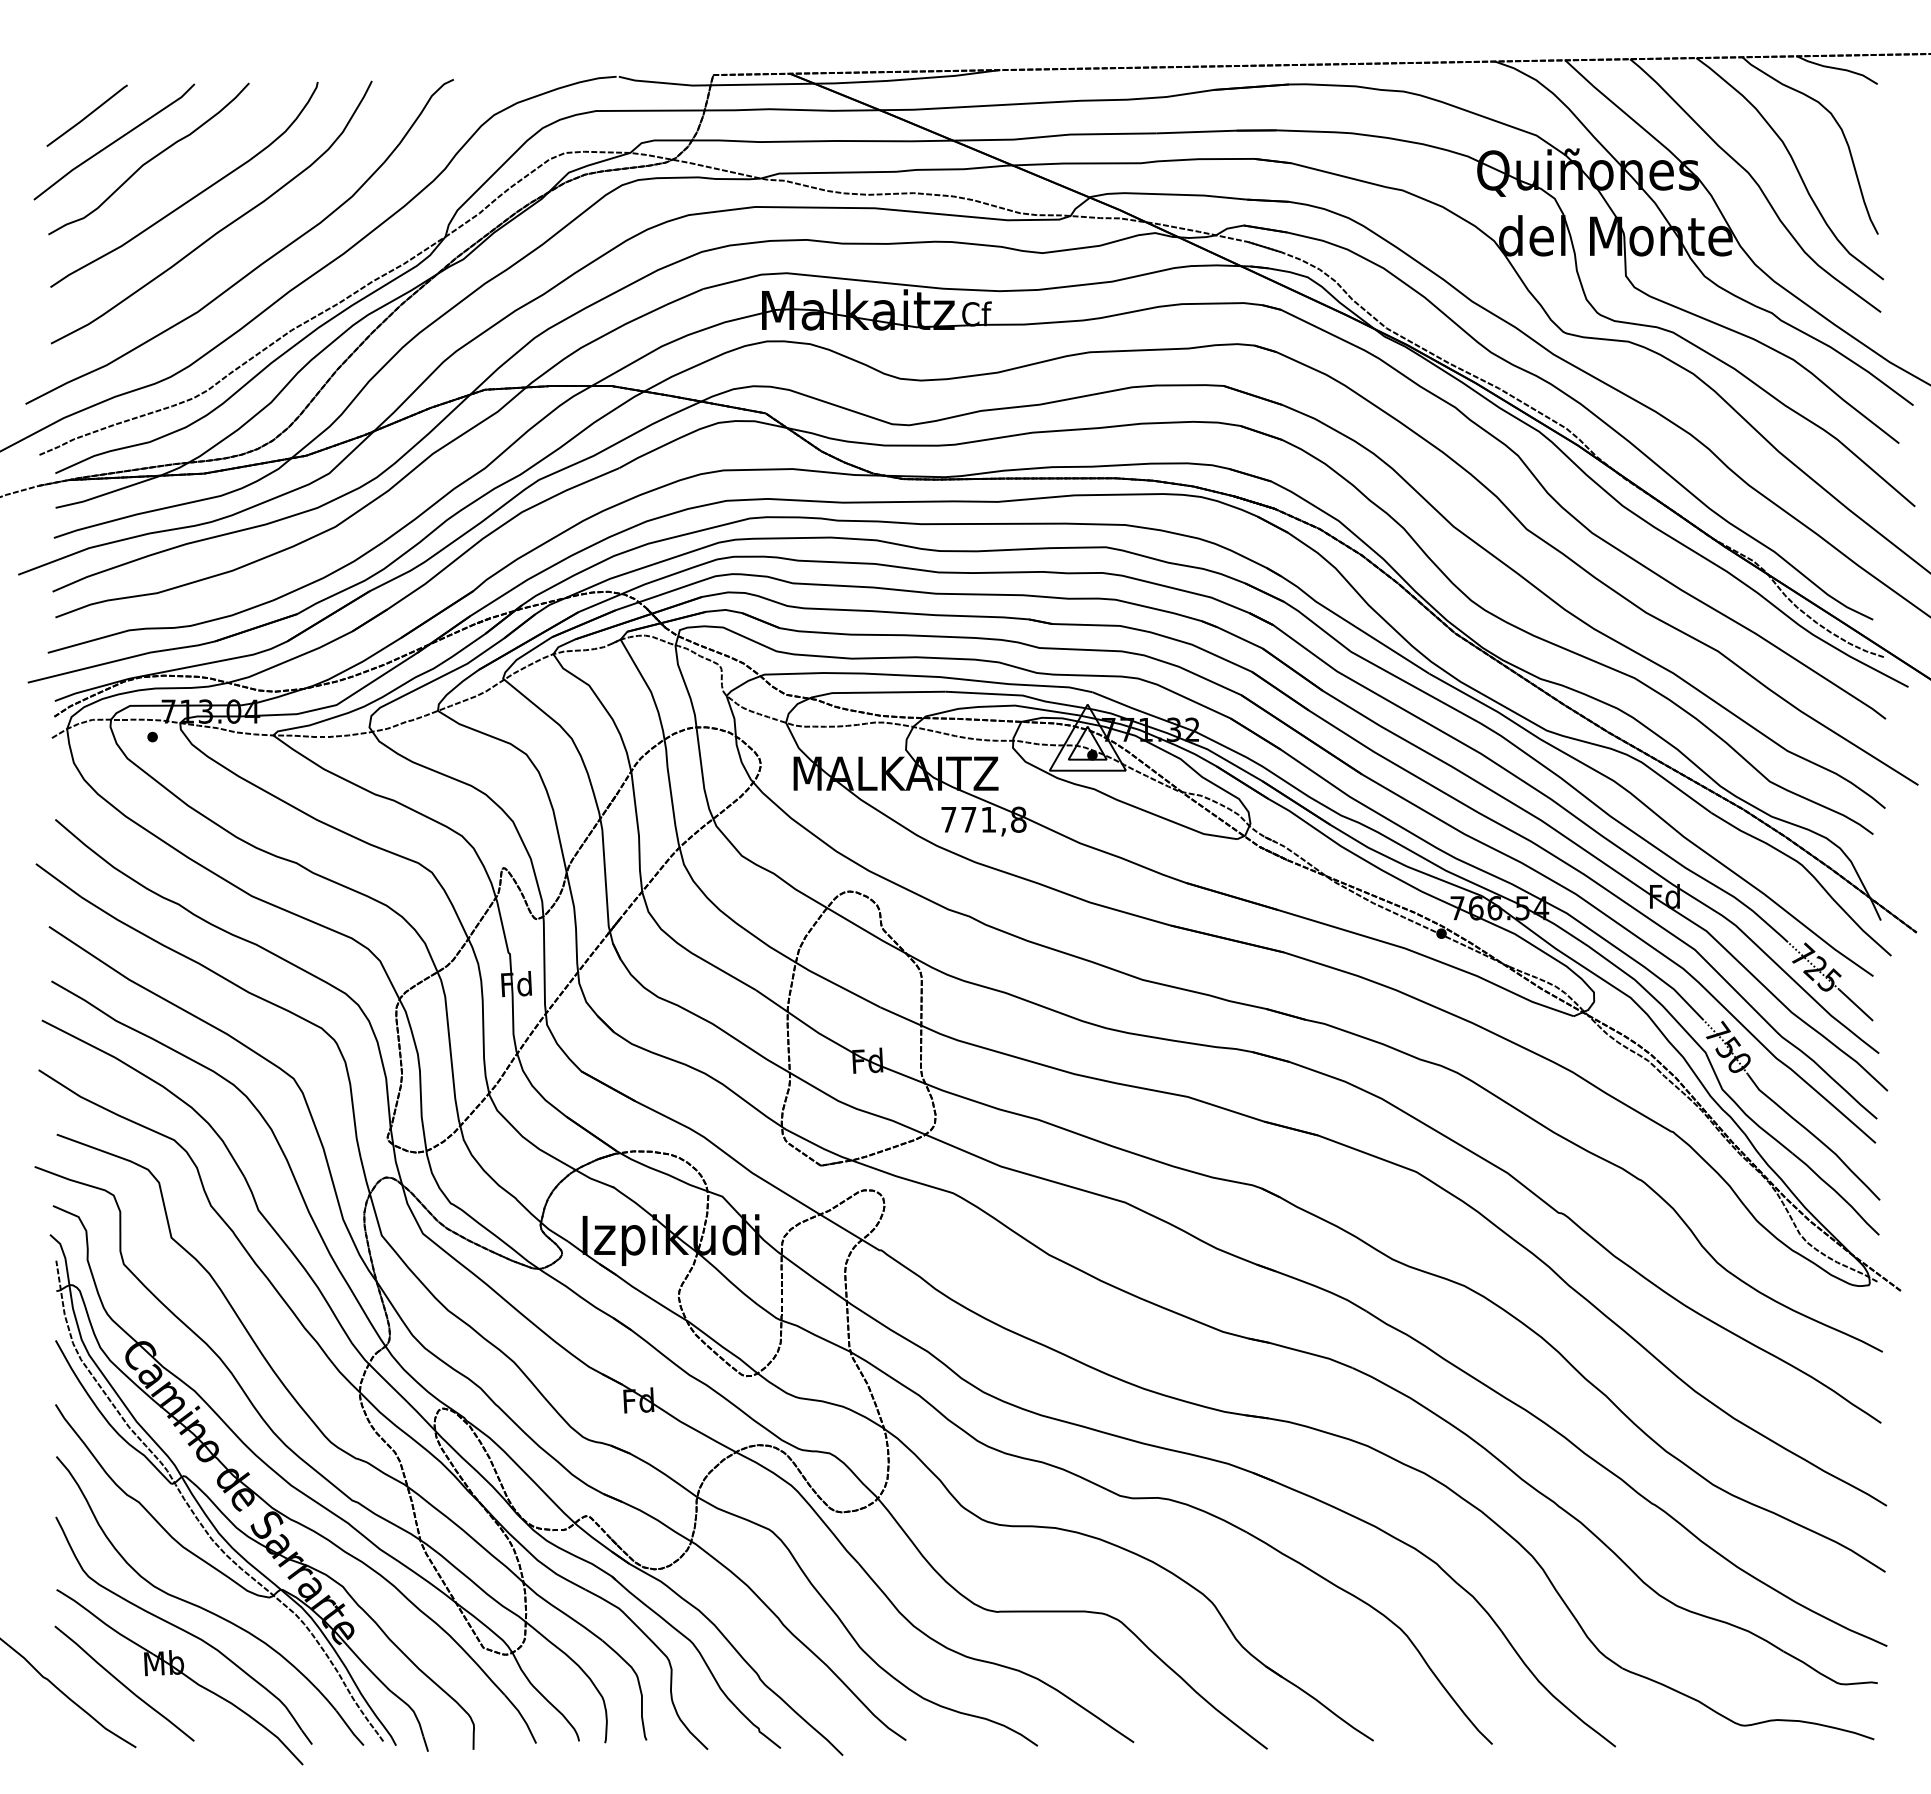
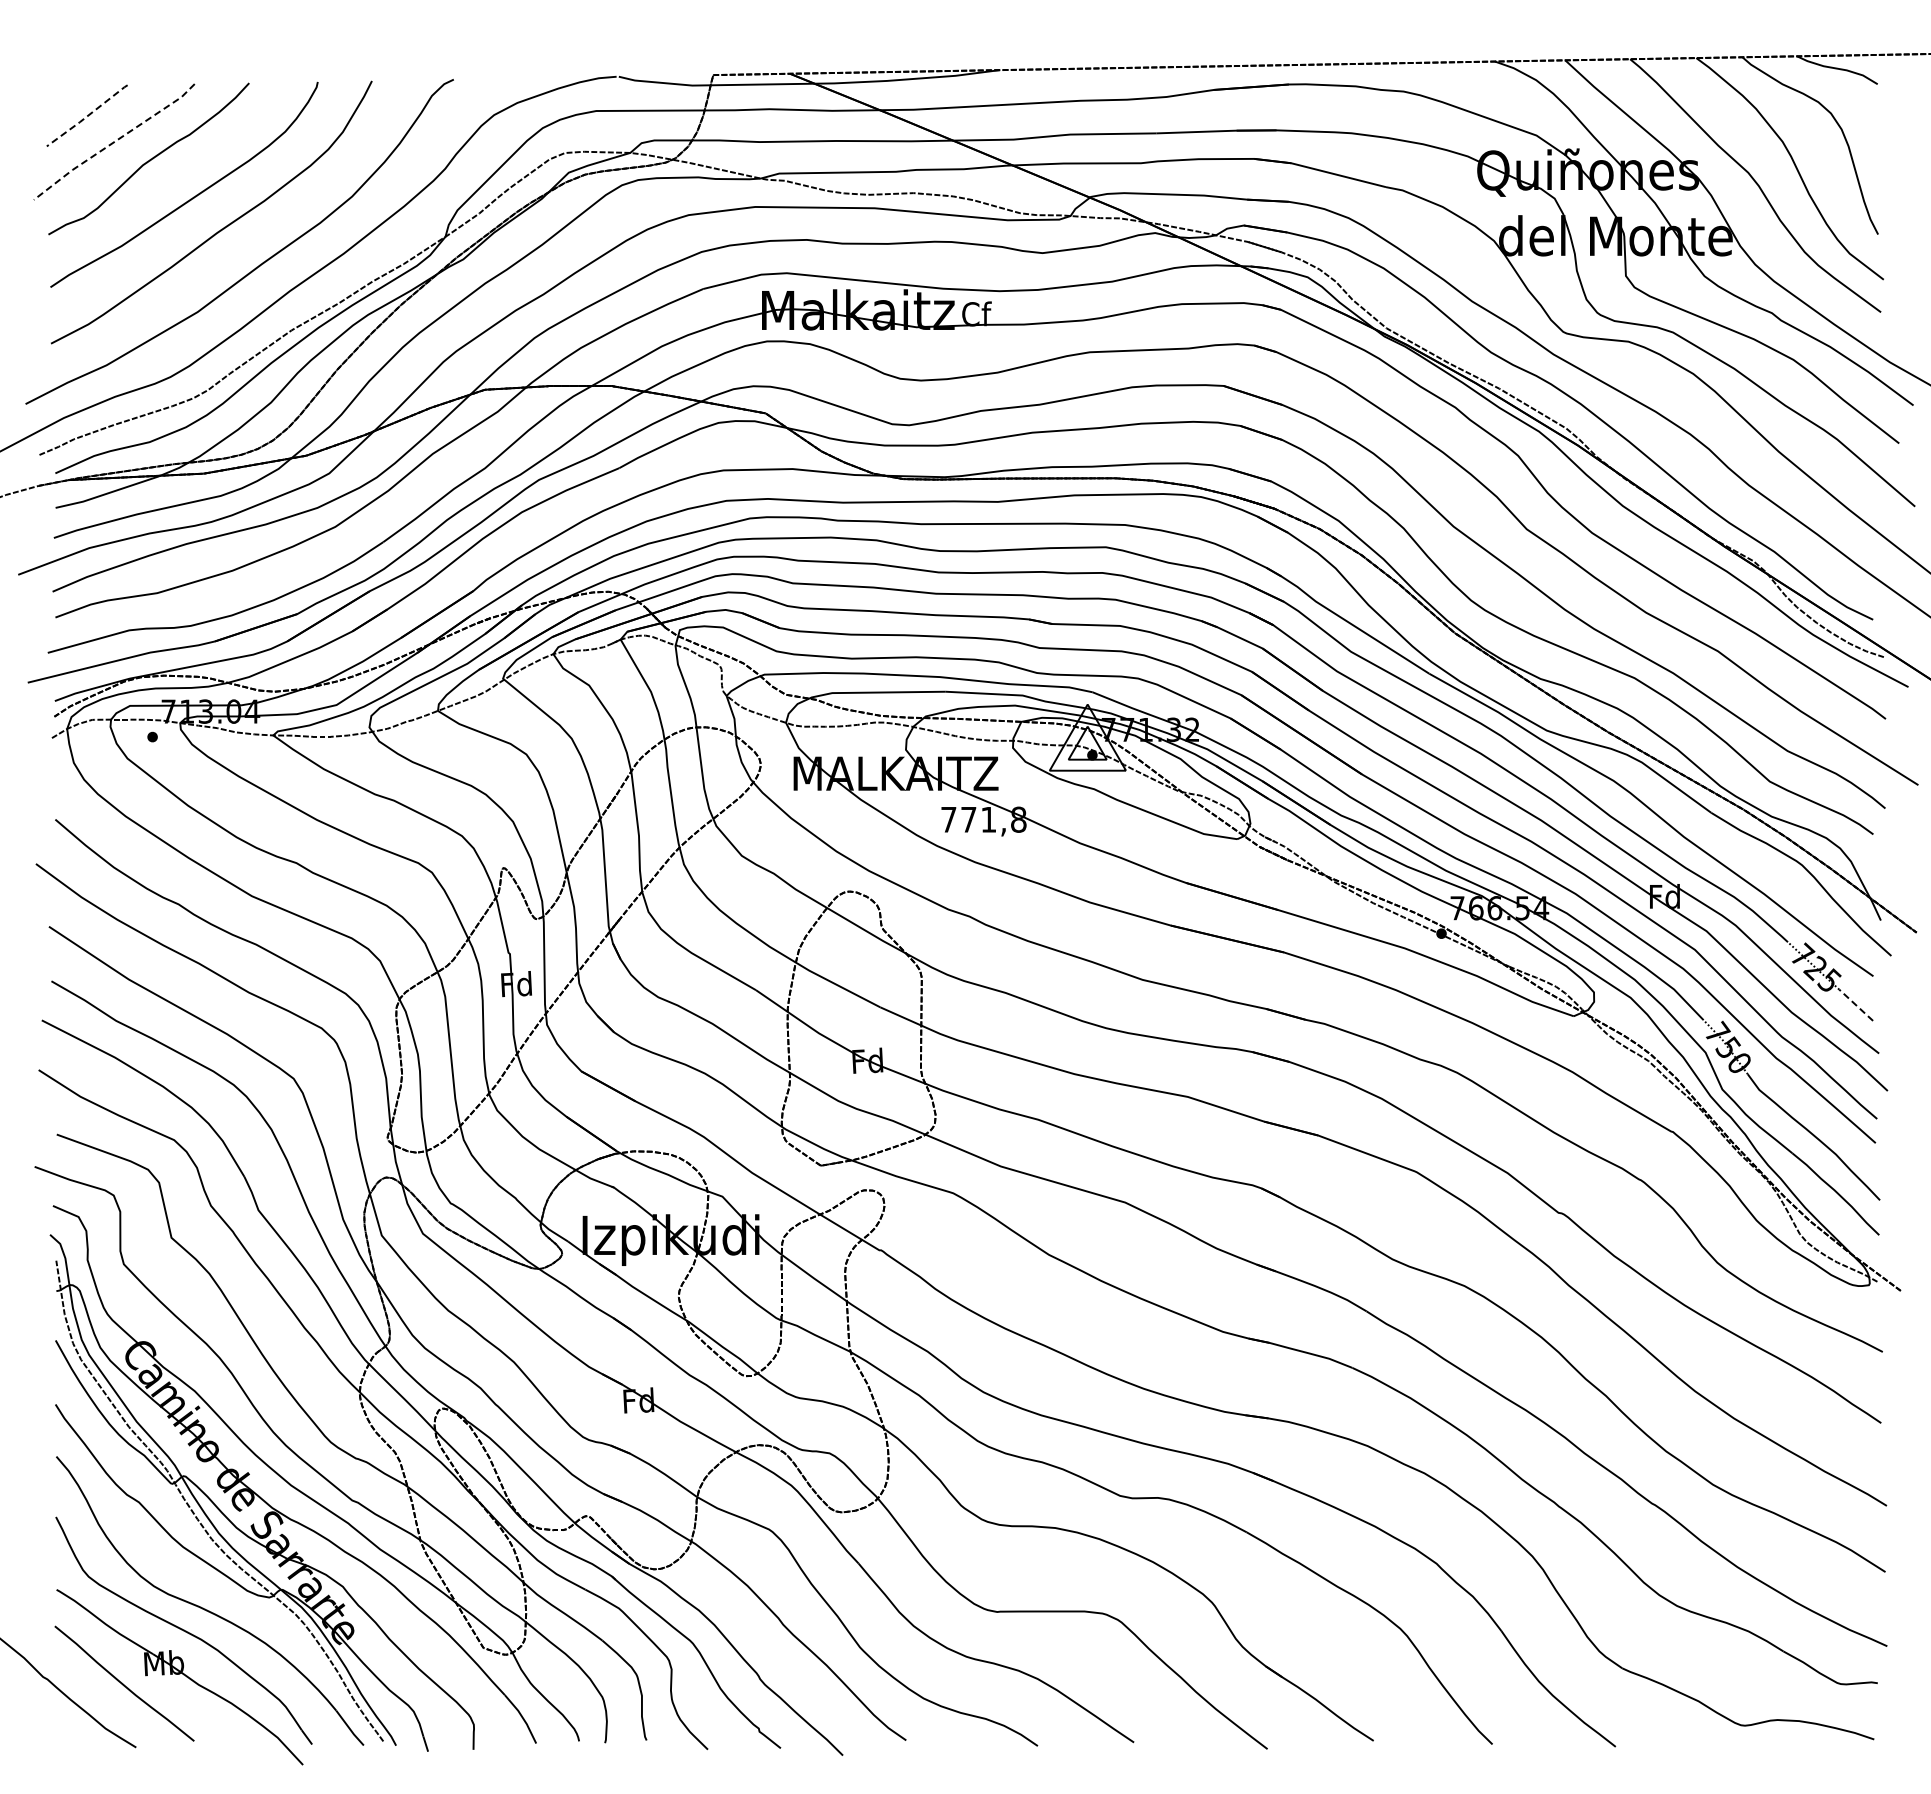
line: solid -> dashed (87, 116)
line: solid -> dashed (114, 141)
line: solid -> dashed (1855, 1004)
